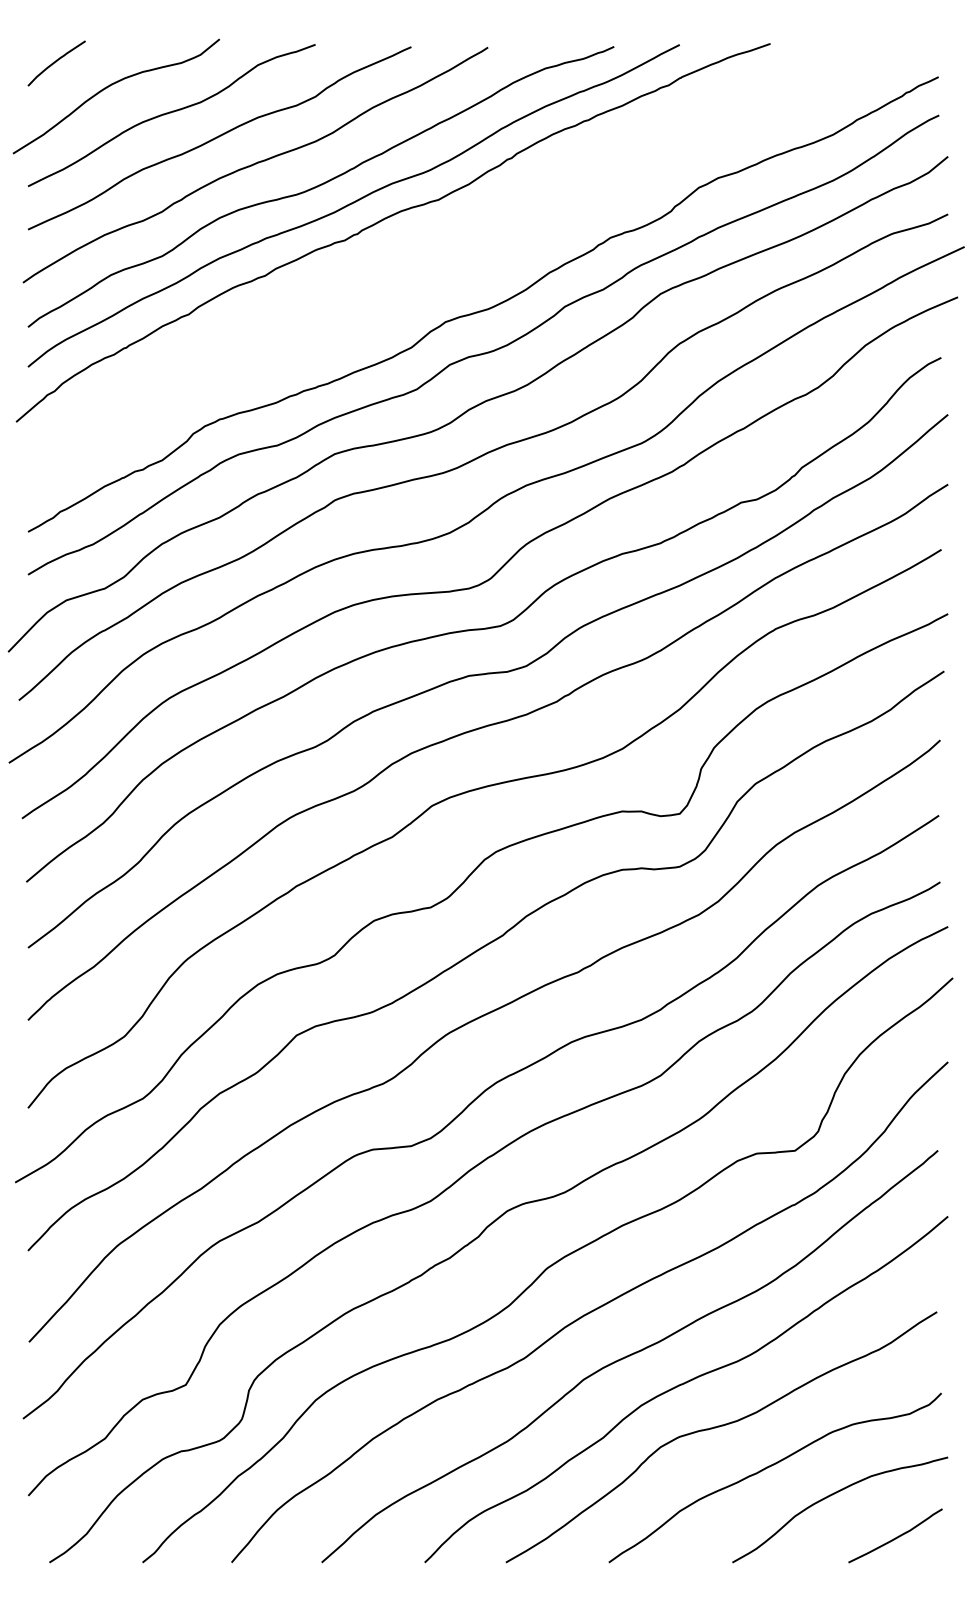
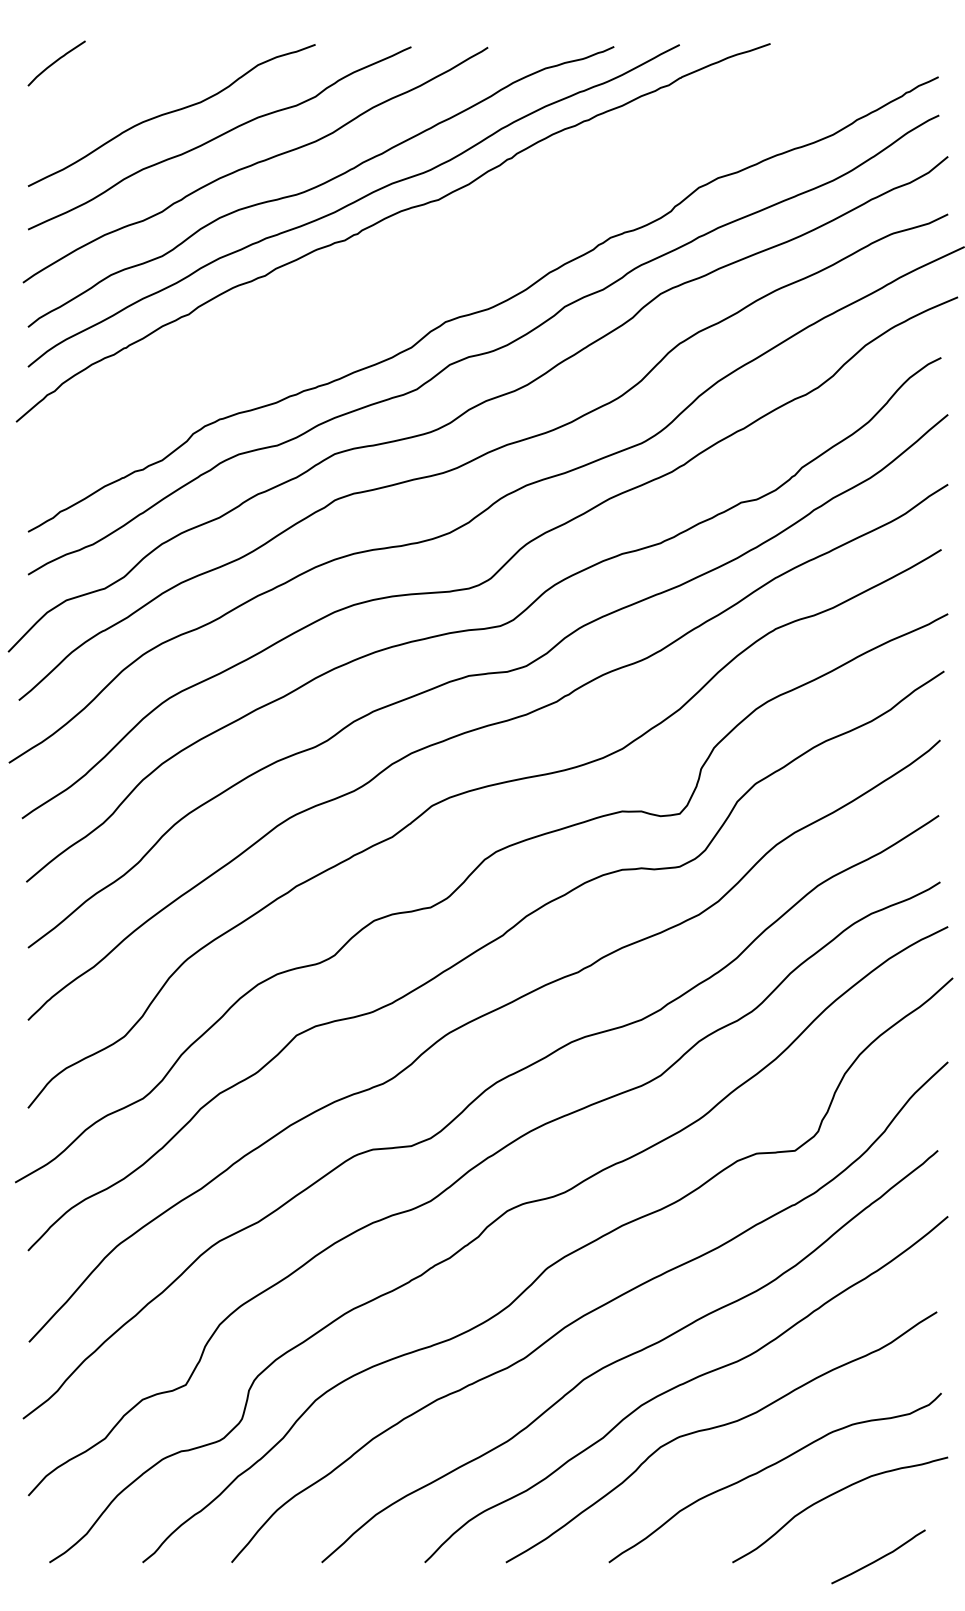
curve: present -> none (110, 86)
curve position: (895, 1537) -> (878, 1558) (878, 1558)
